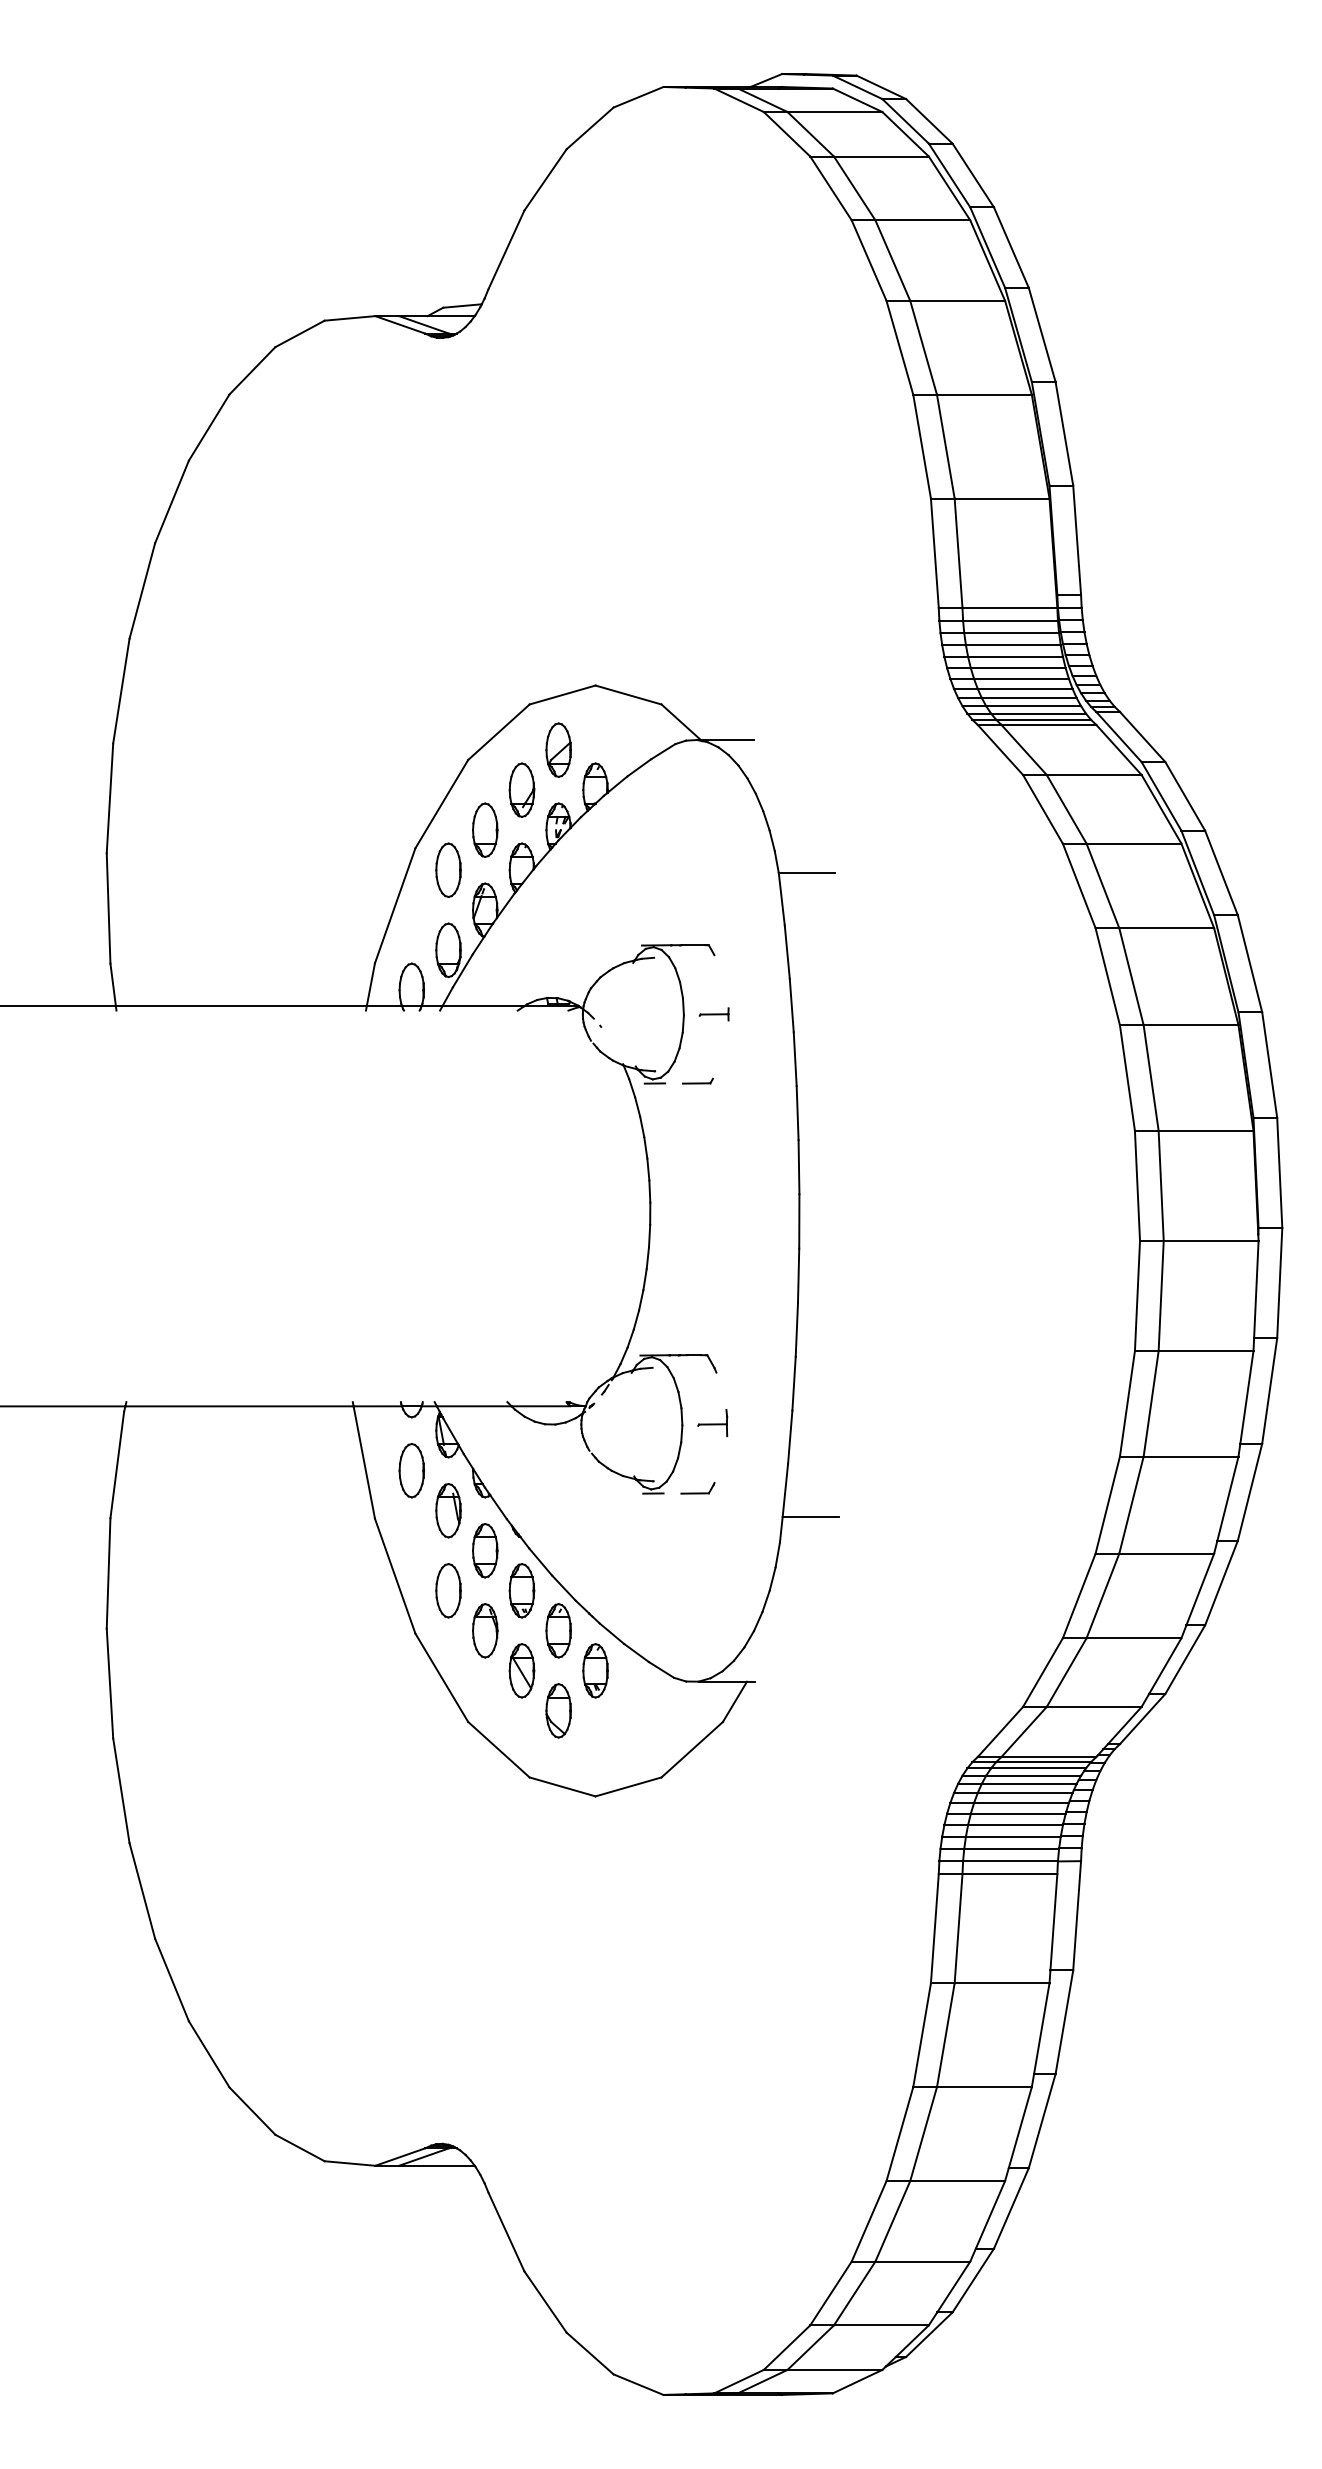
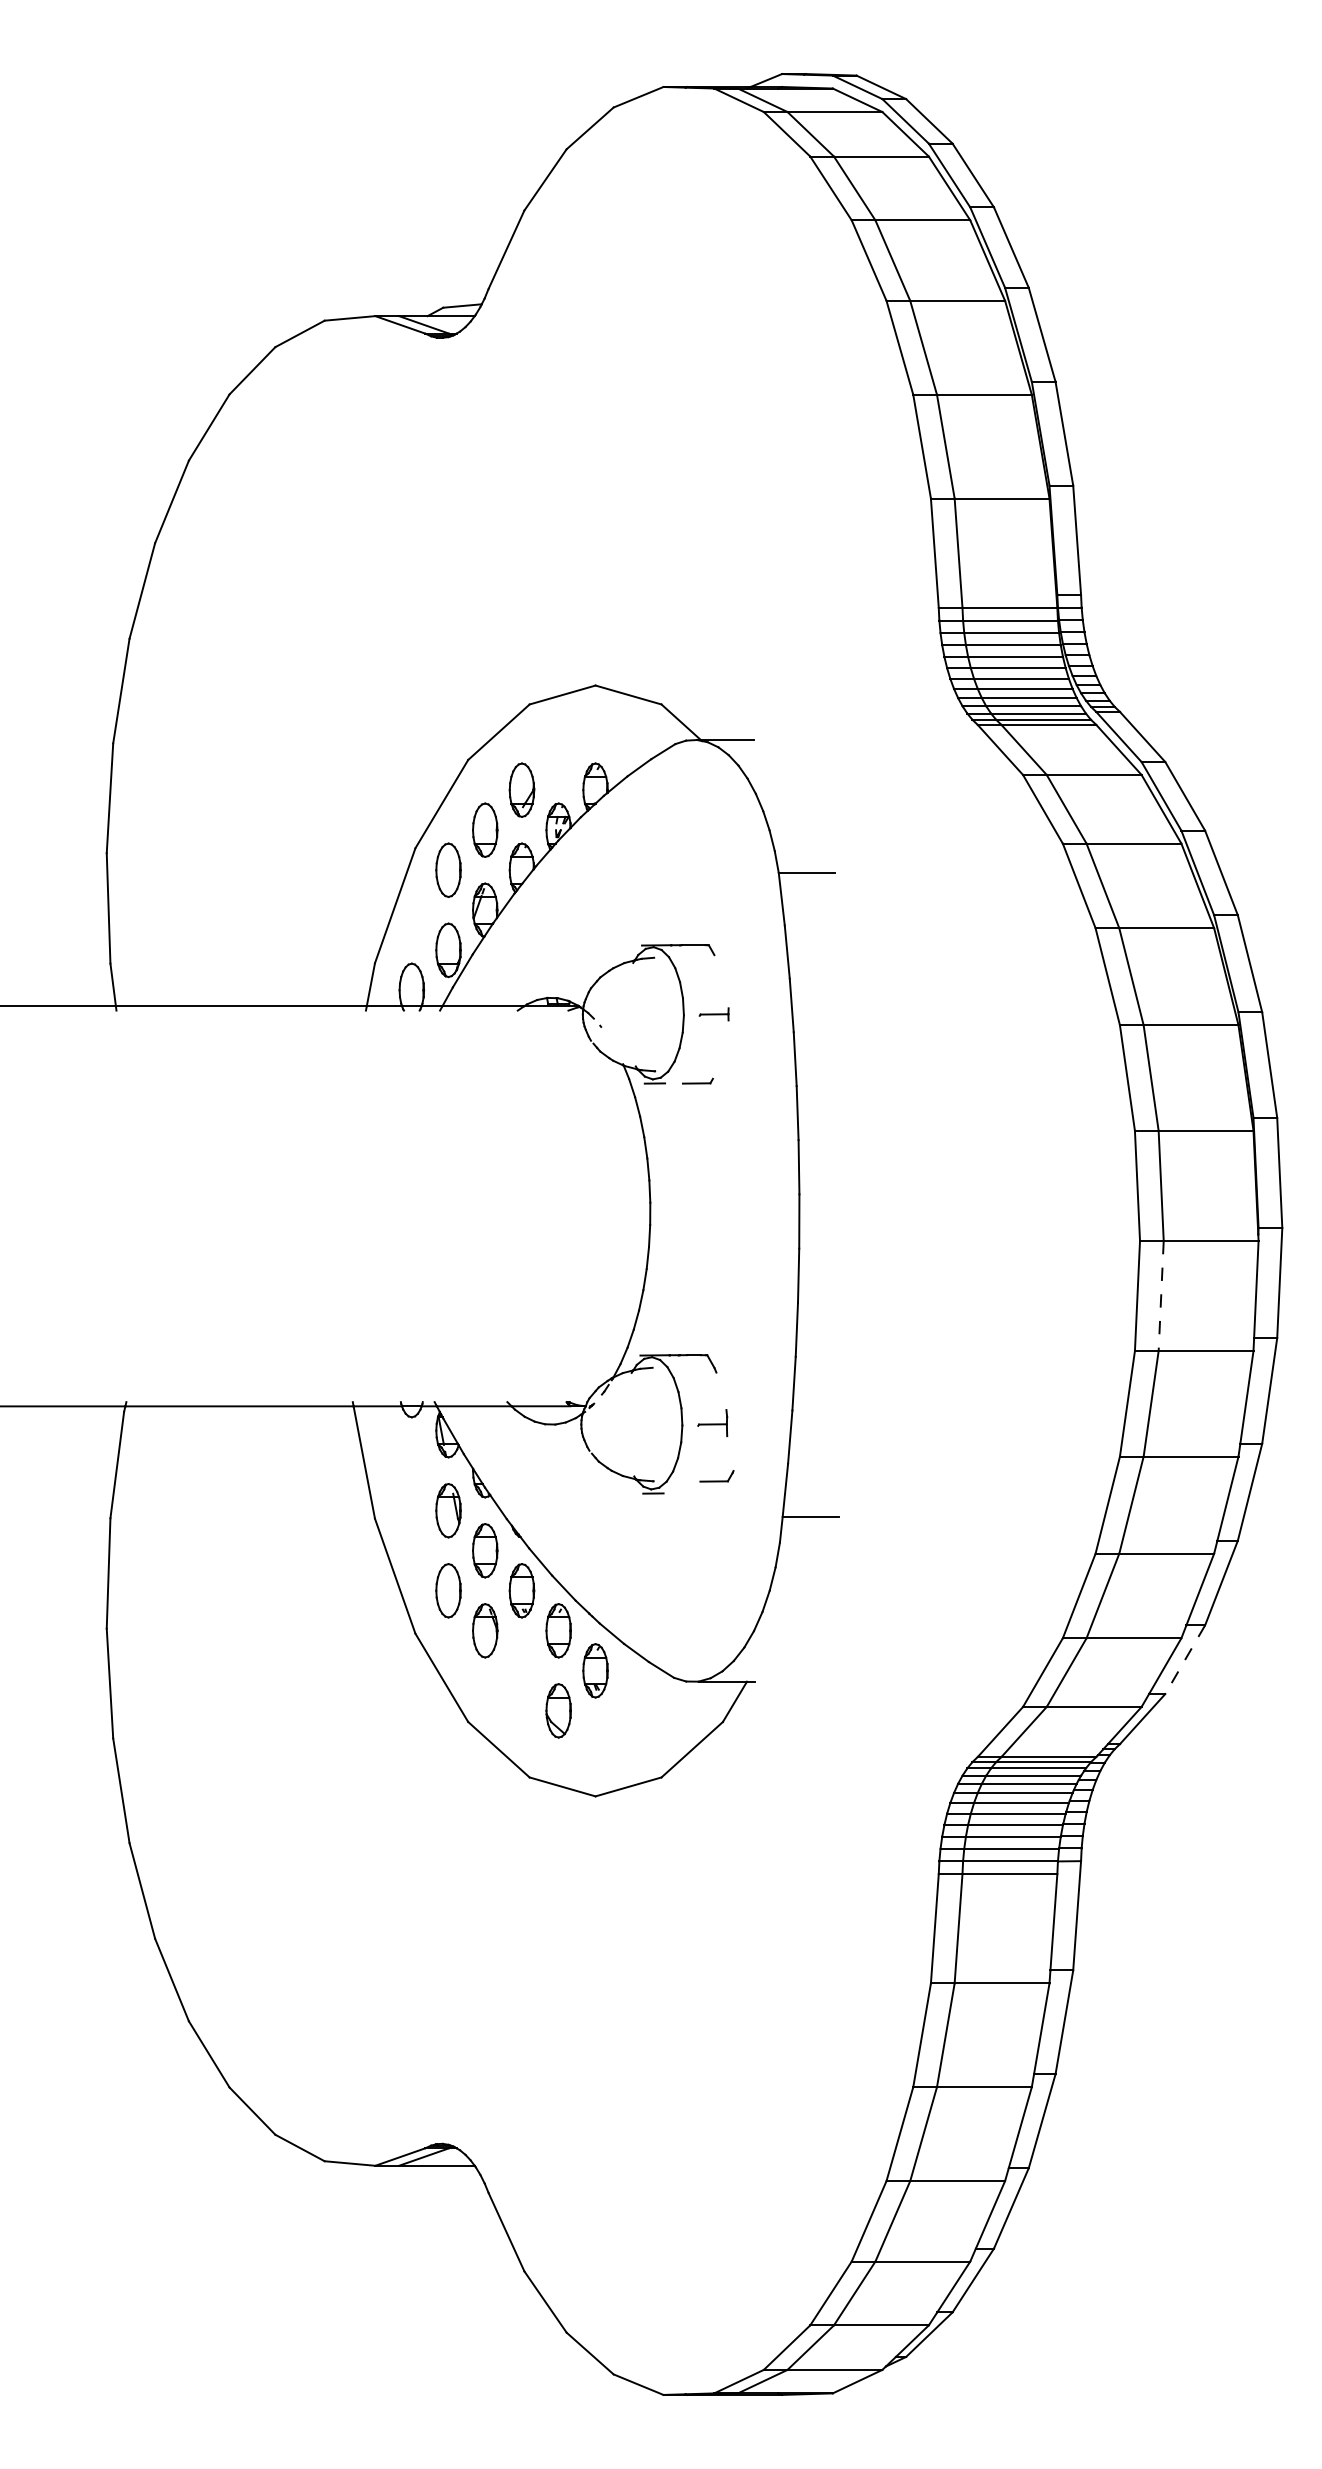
part: present -> none (558, 749)
line: solid -> dashed (1161, 1296)
part: present -> none (411, 1470)
part position: (697, 1488) -> (716, 1476) (716, 1476)
line: solid -> dashed (1185, 1659)
part: present -> none (521, 1670)
